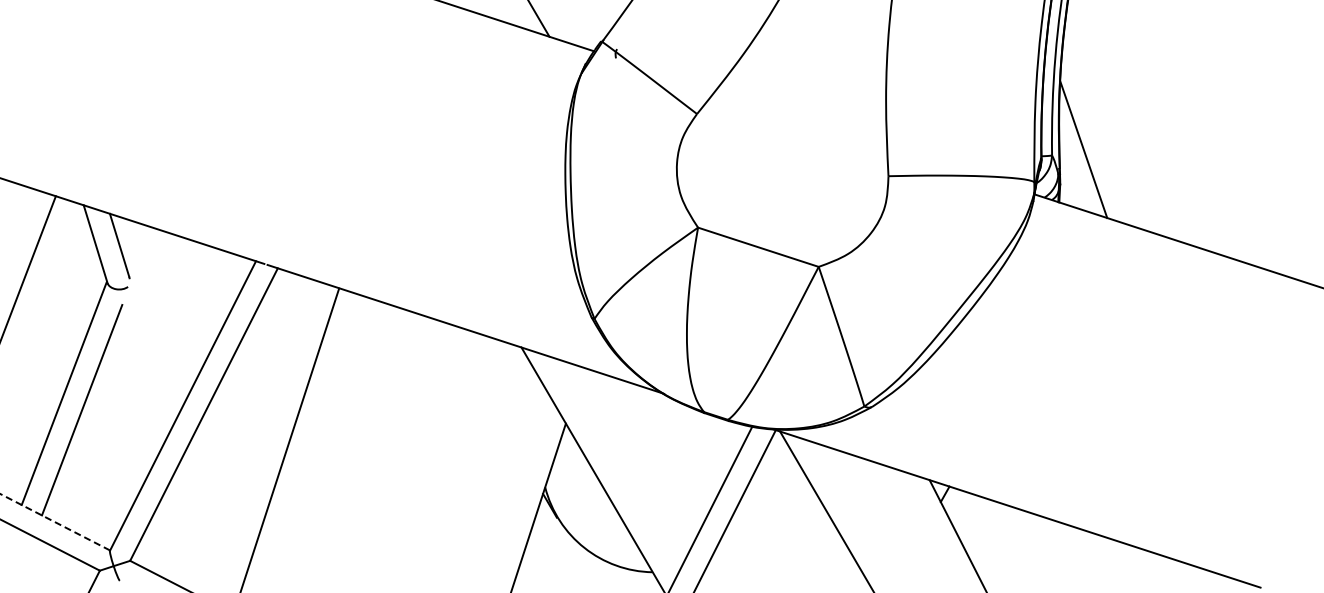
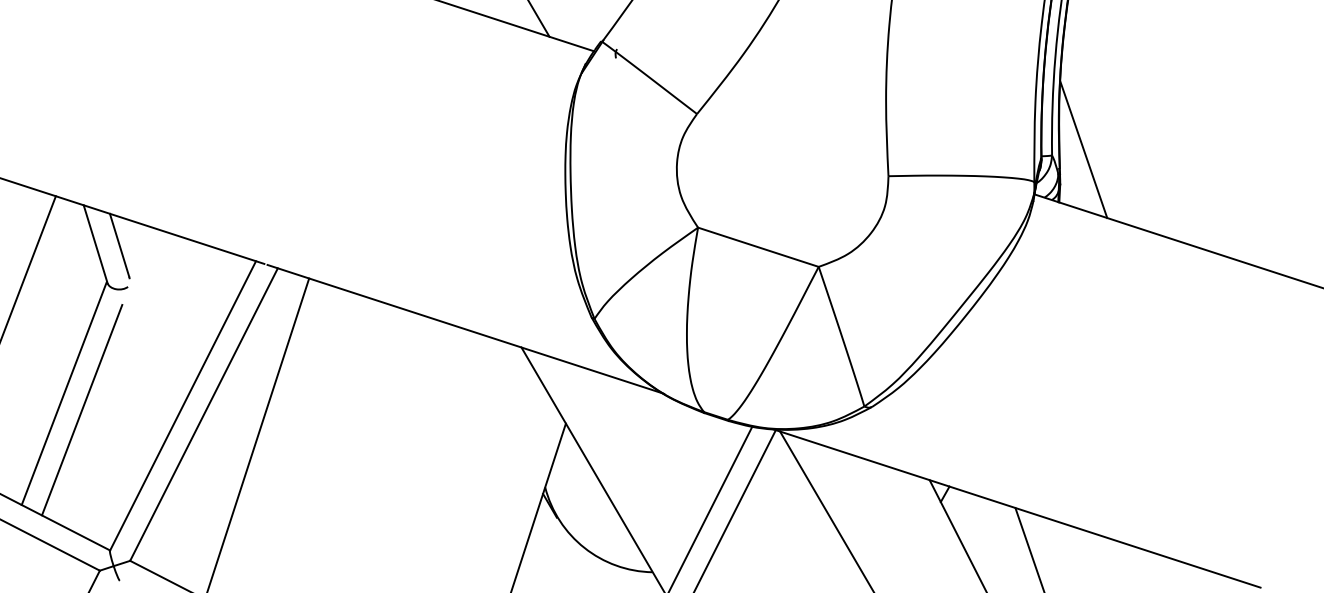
line position: (290, 438) -> (258, 433) (258, 433)
line: dashed -> solid (54, 522)
line: none -> present (1029, 548)
